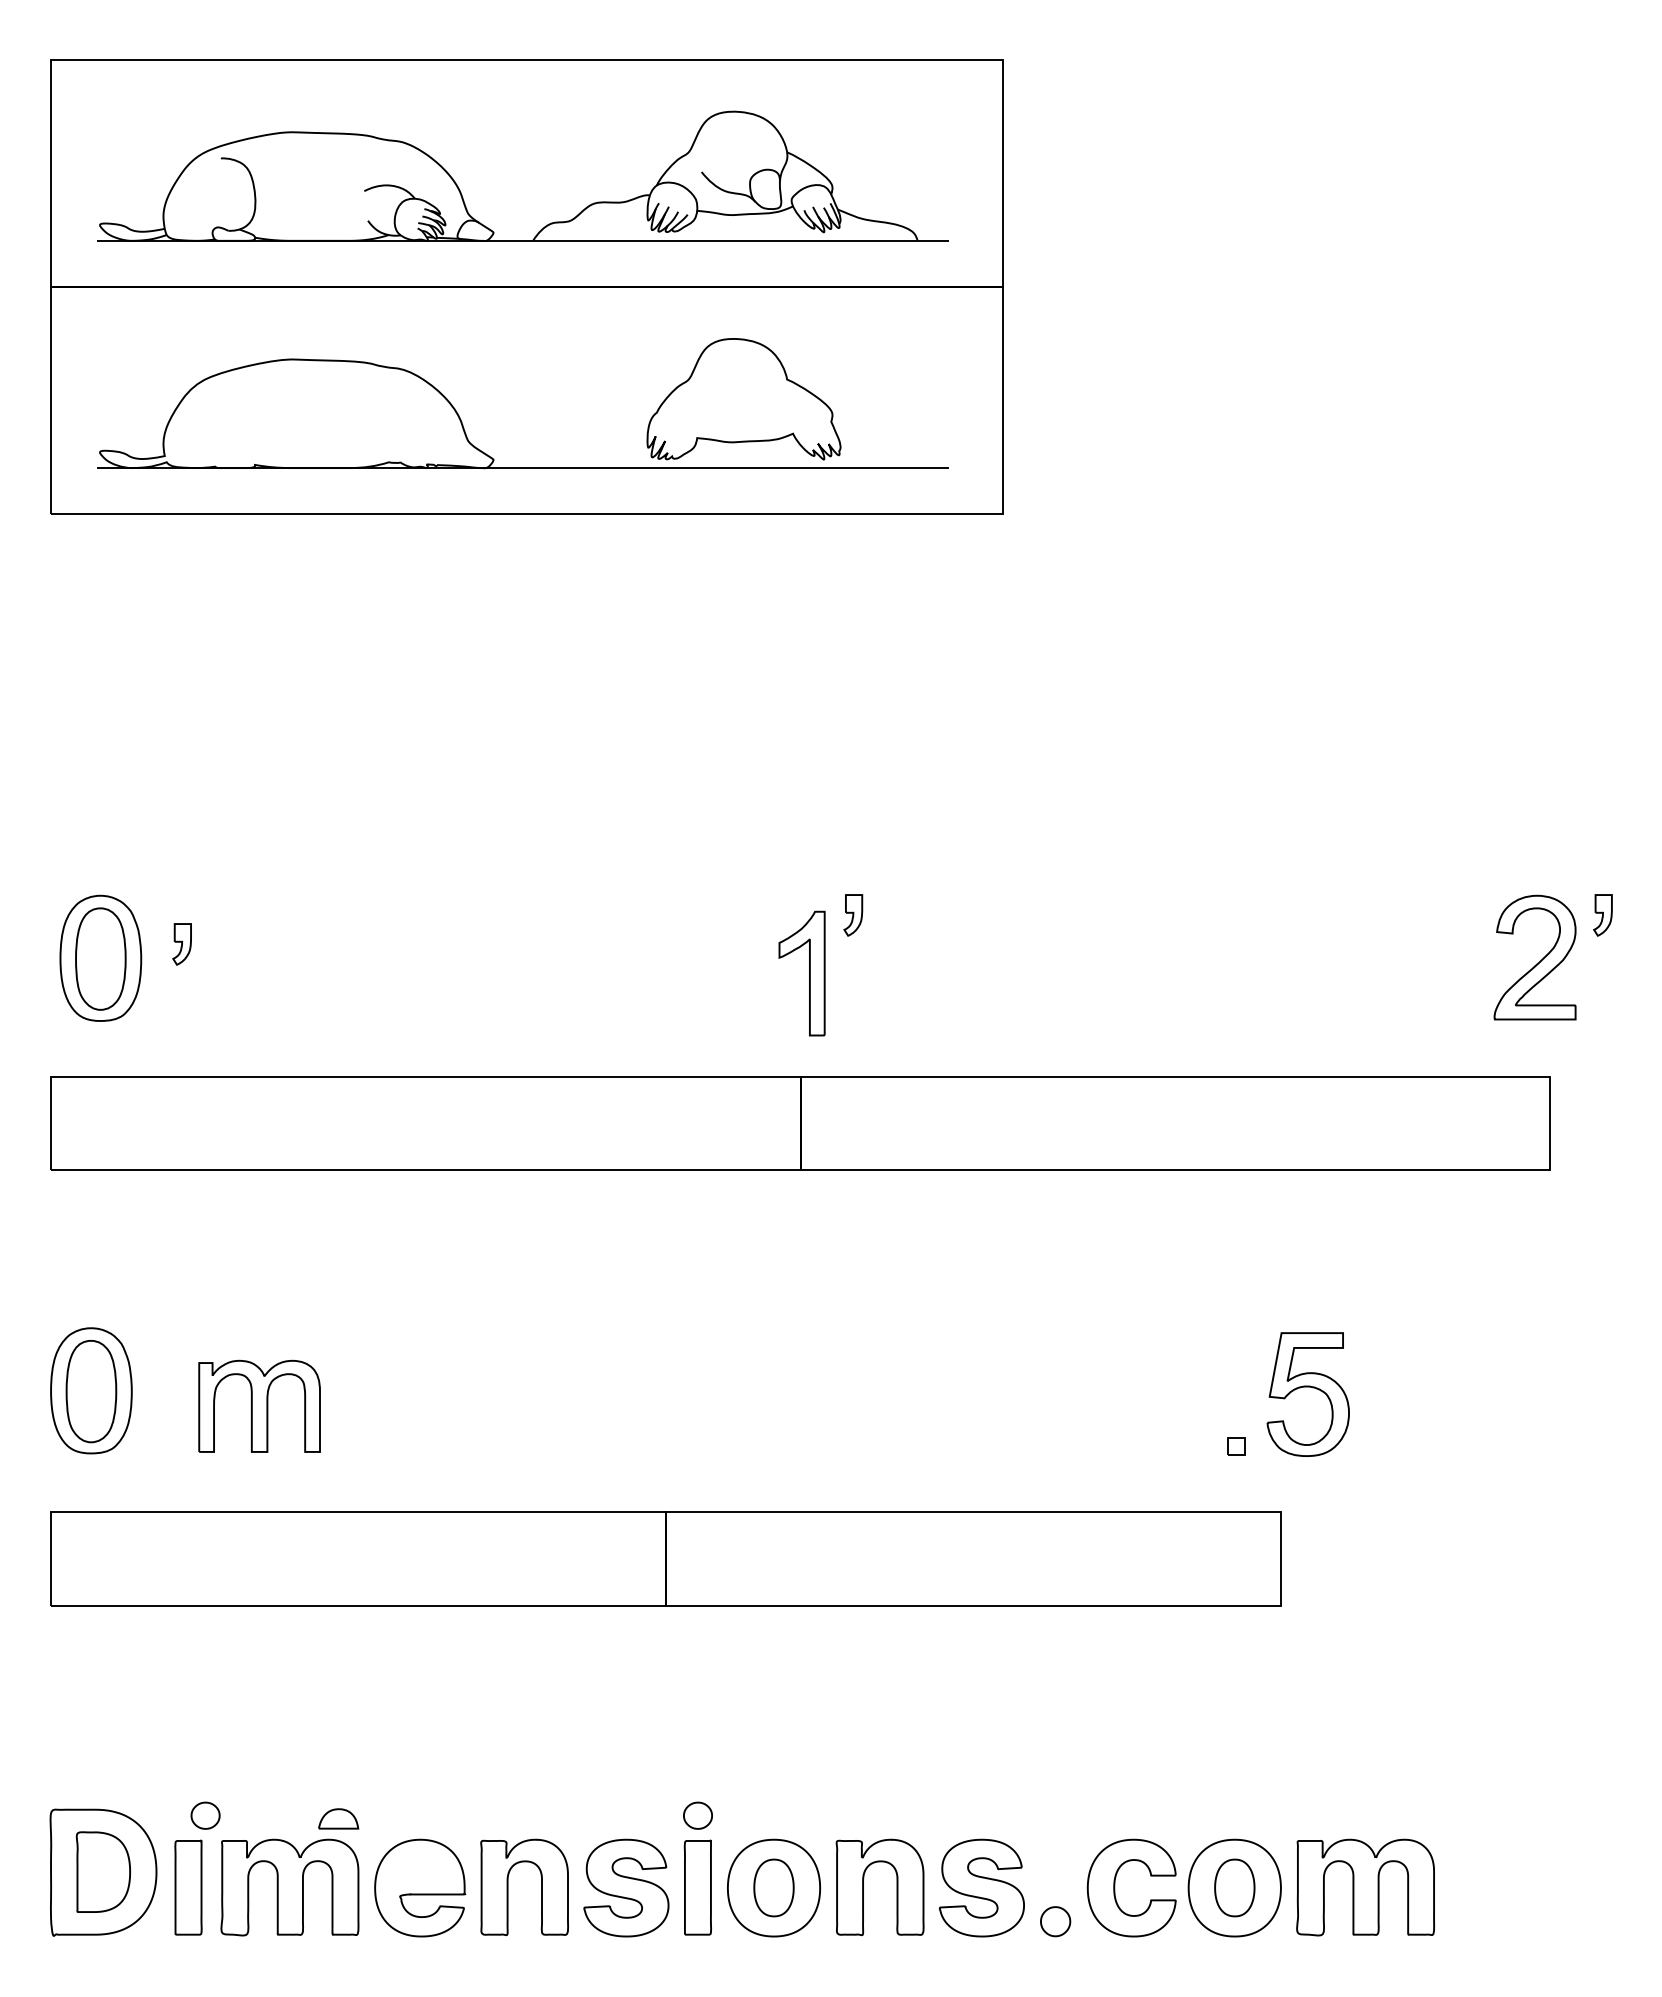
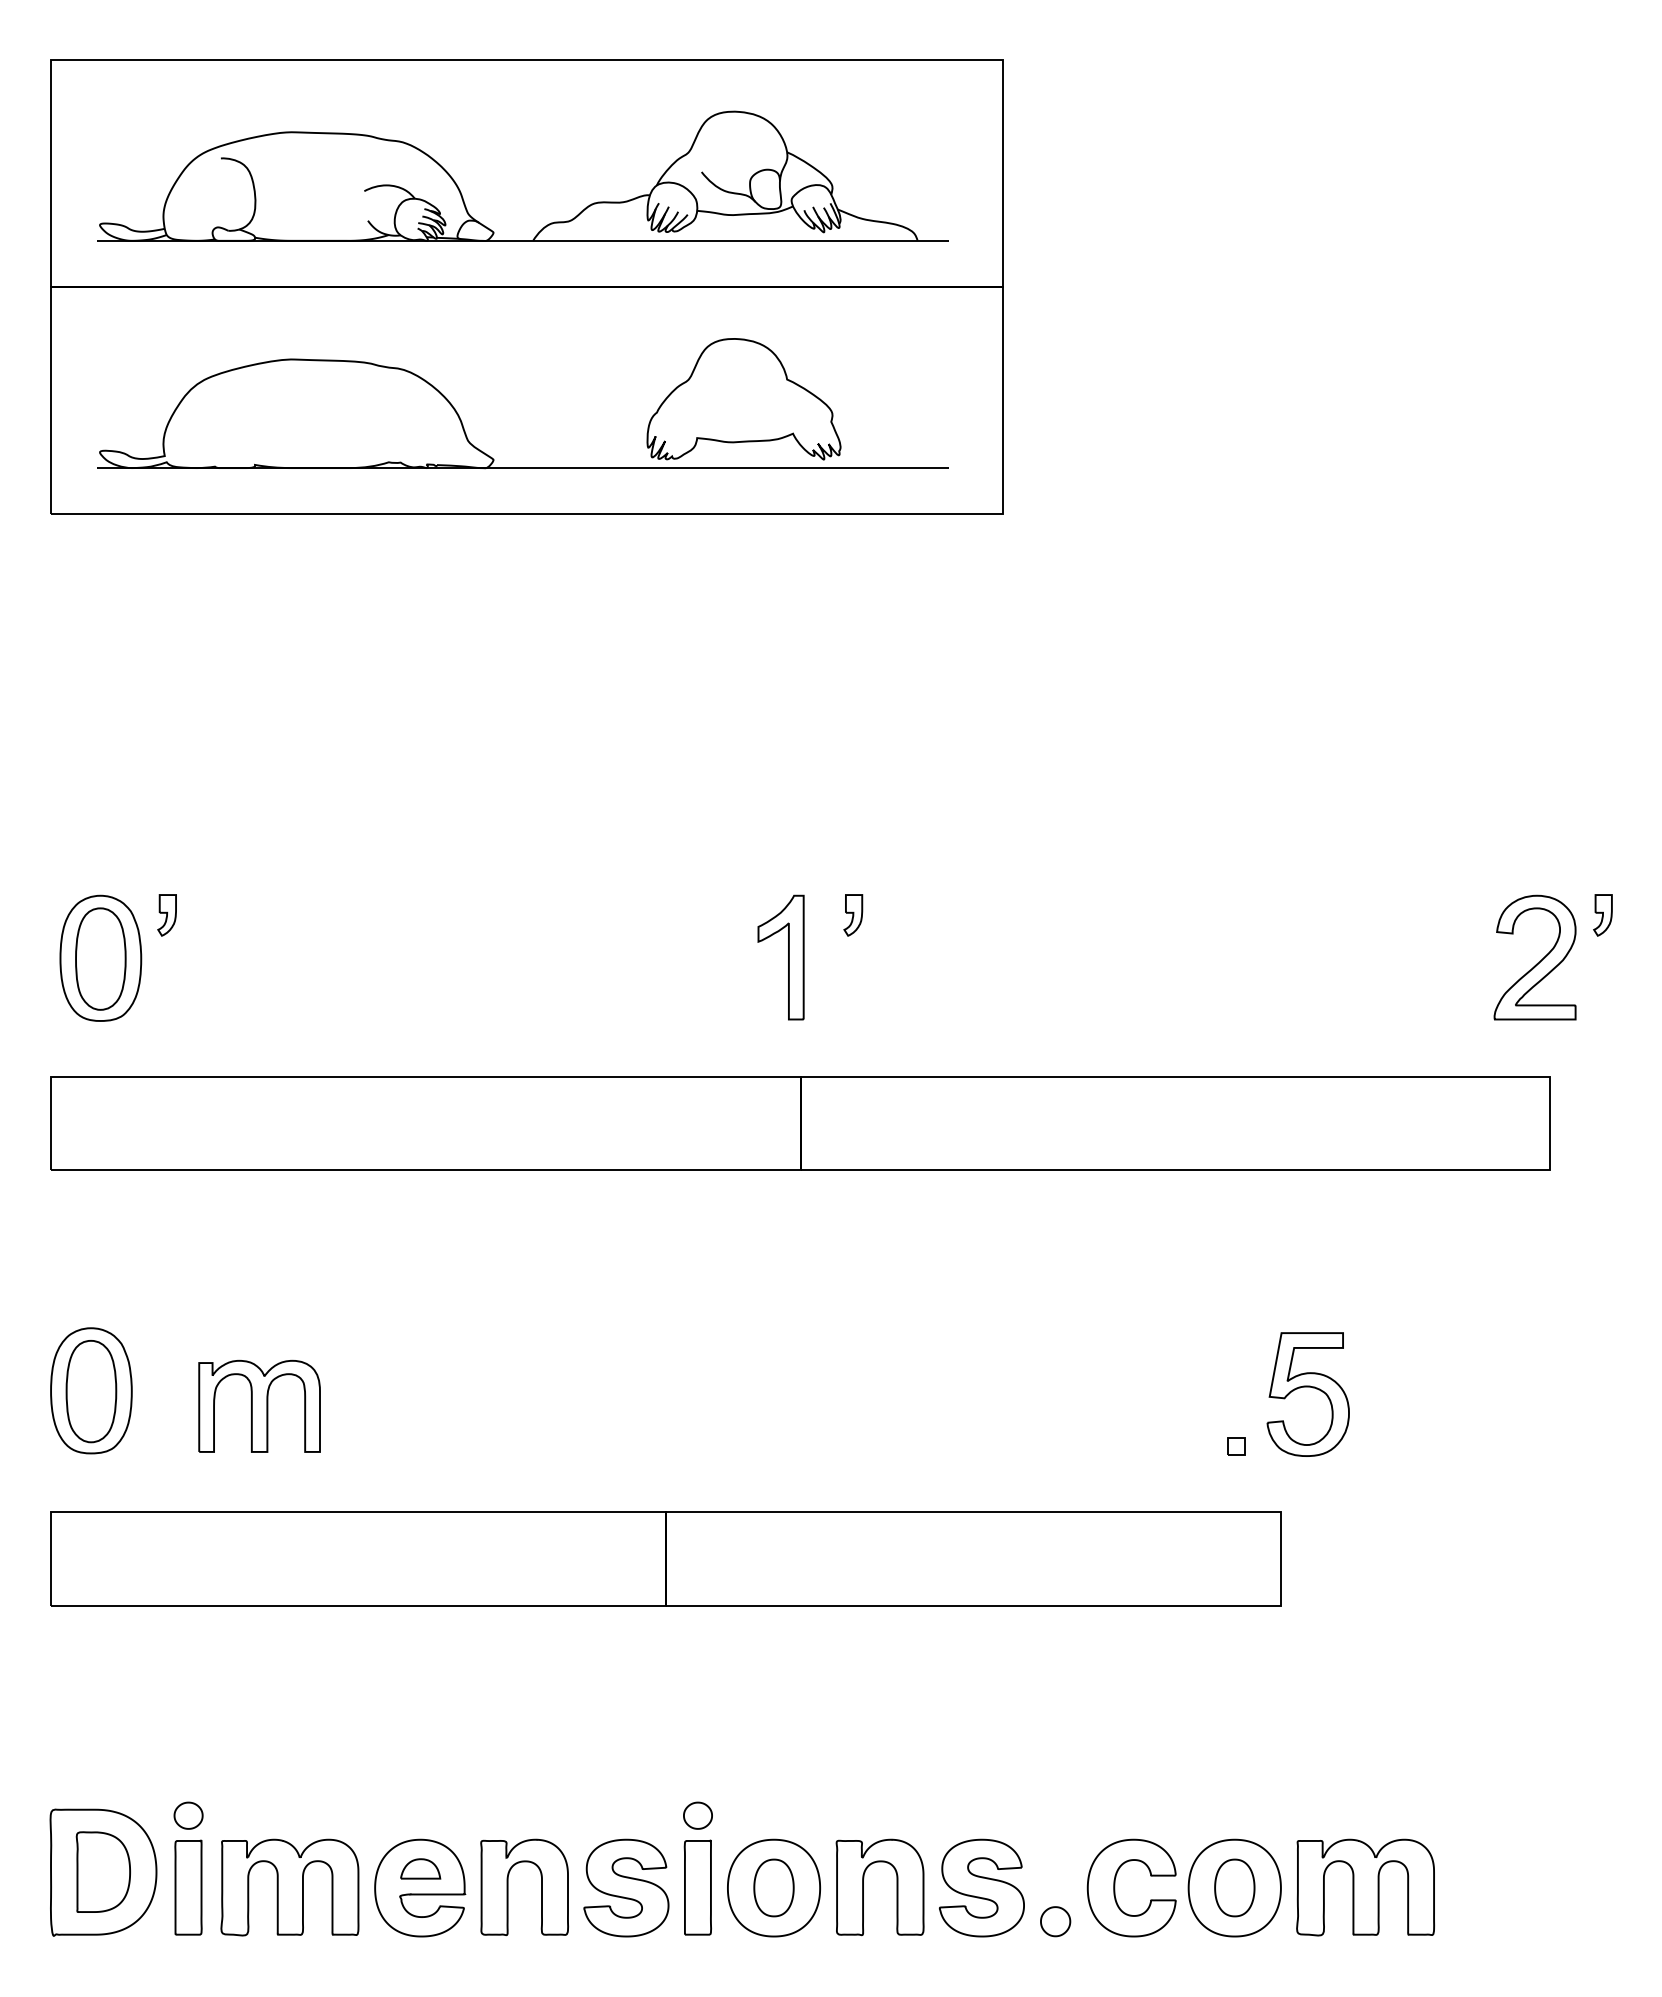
part position: (181, 944) -> (166, 915) (166, 915)
part position: (809, 973) -> (788, 957) (788, 957)
part position: (205, 1815) -> (188, 1815) (188, 1815)
part position: (338, 1818) -> (420, 1868) (420, 1868)
